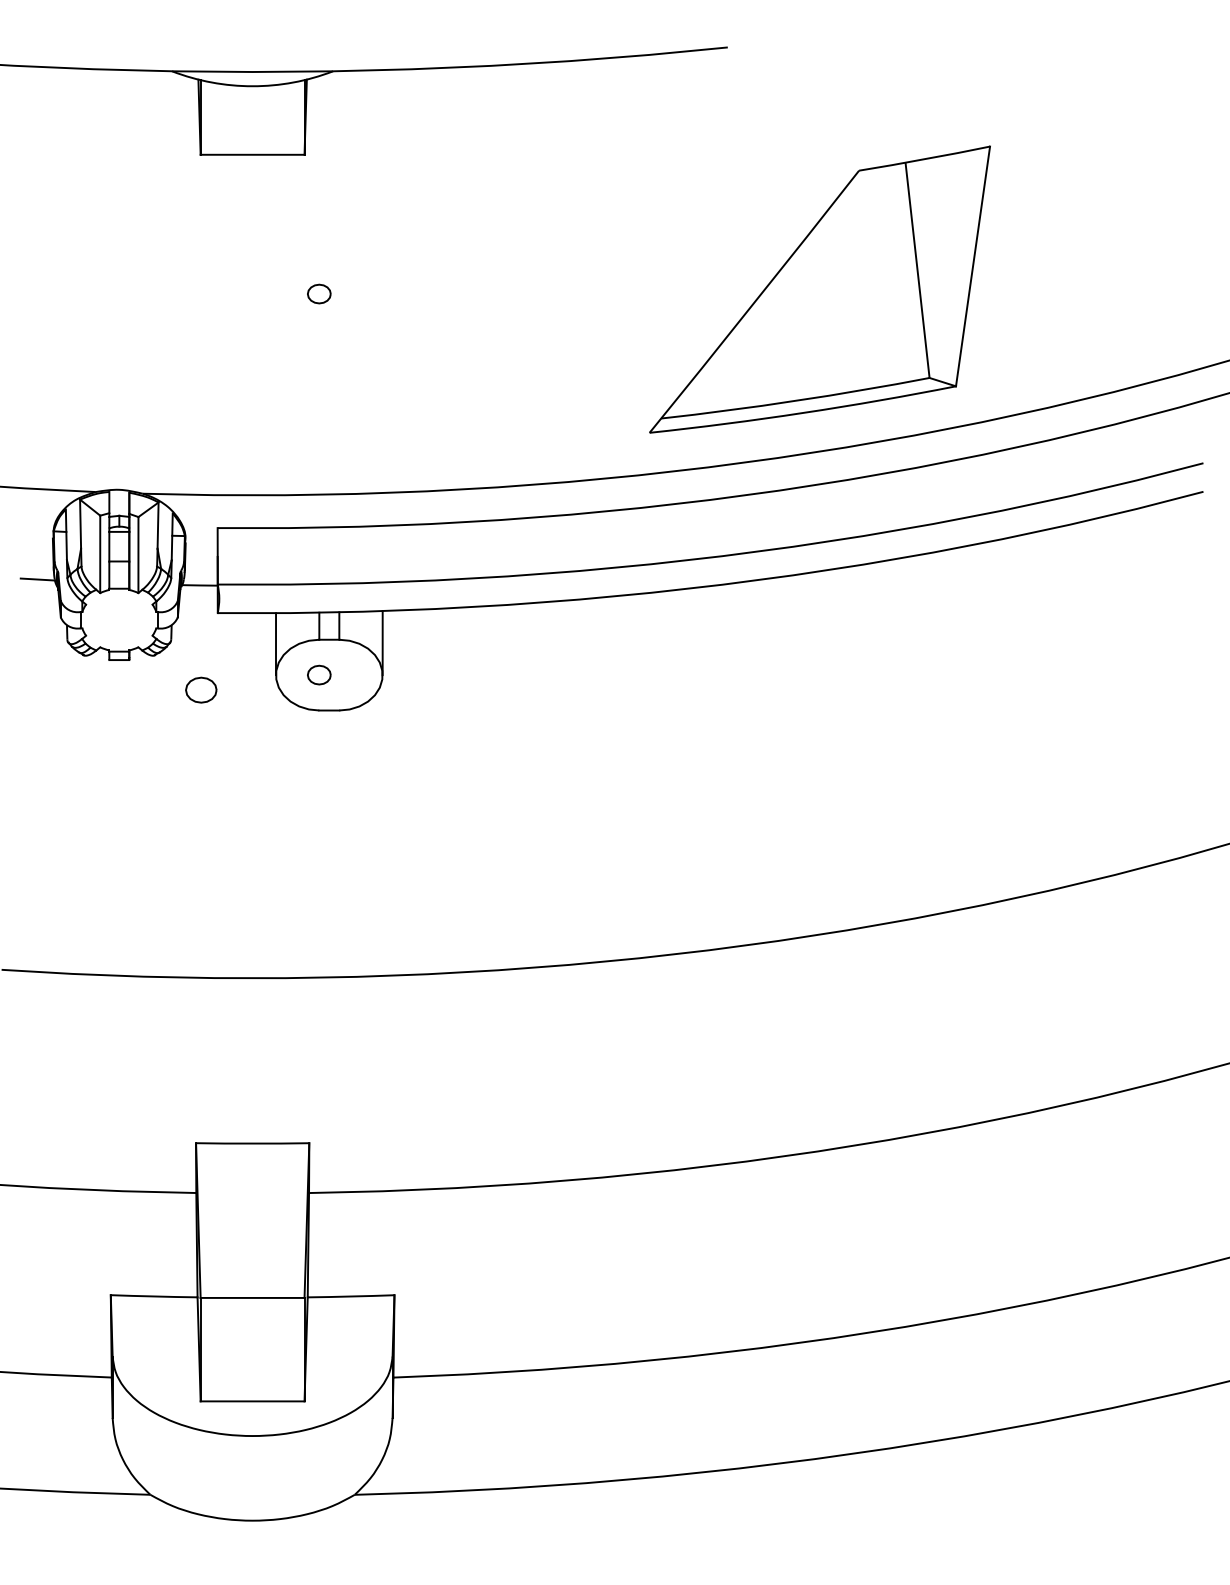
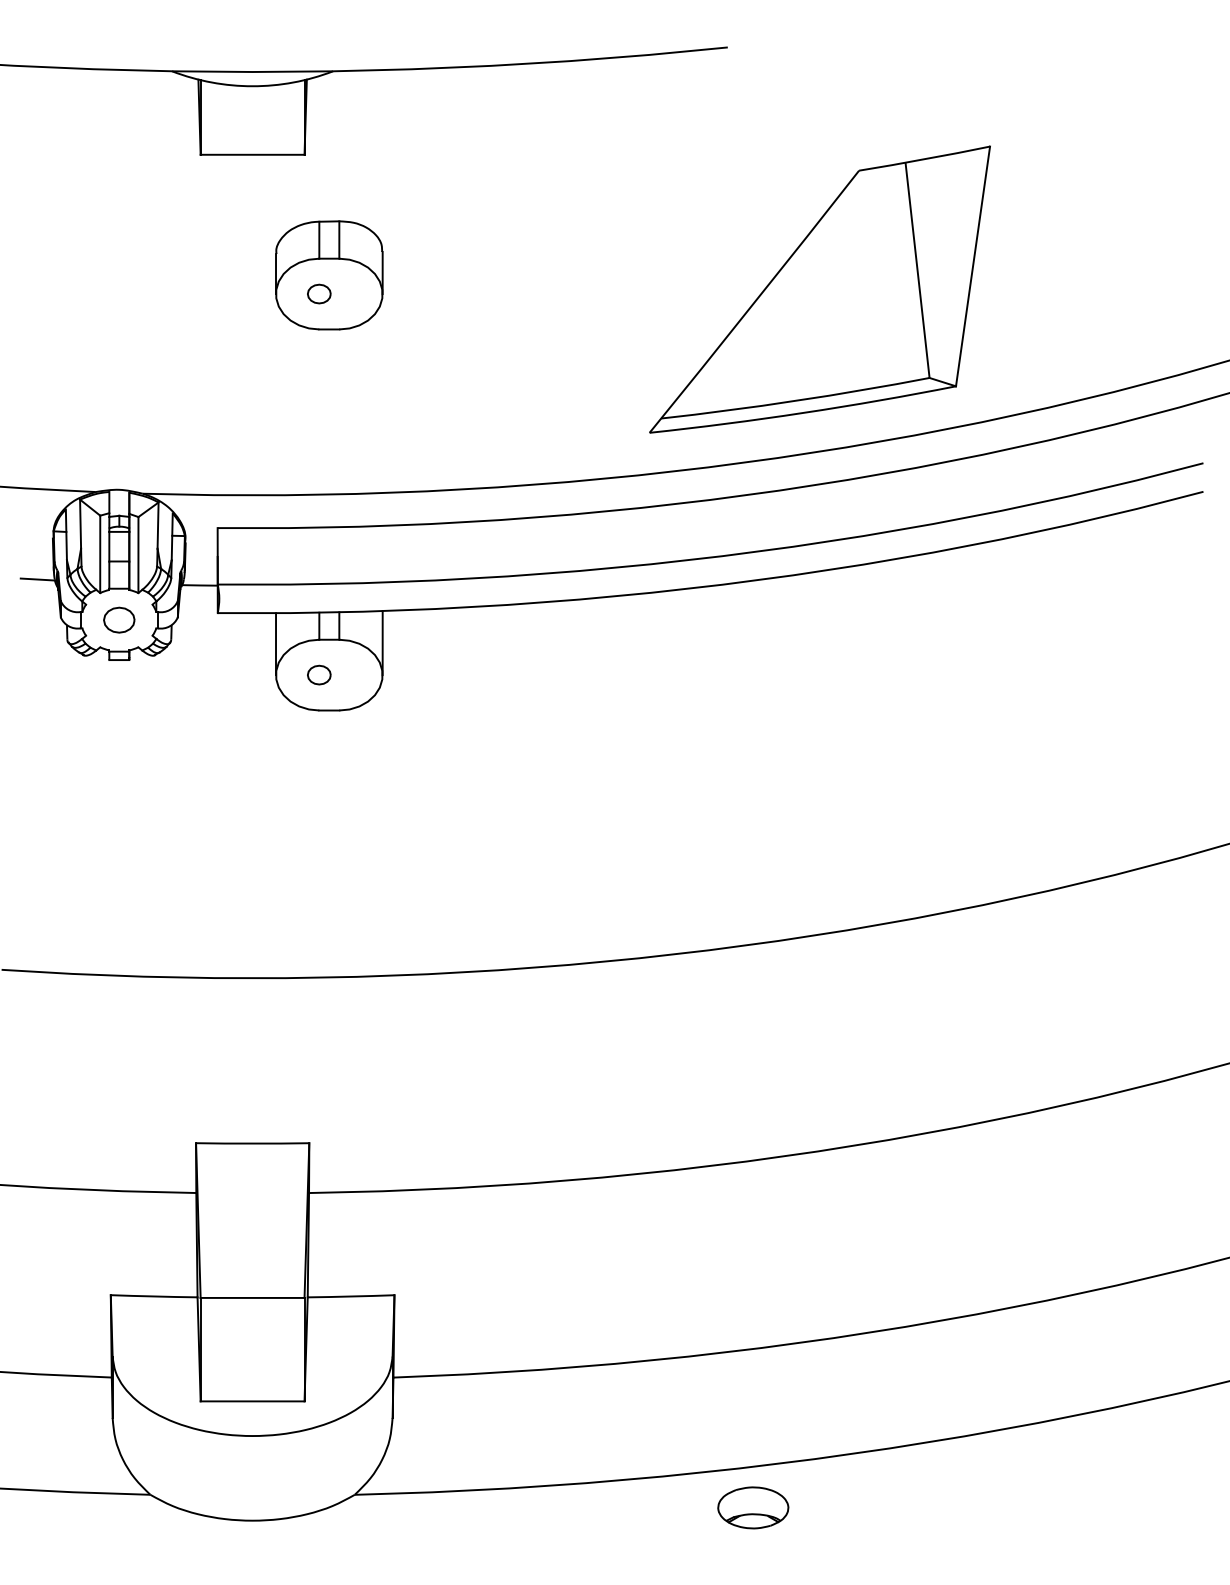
part: none -> present (329, 275)
part position: (201, 689) -> (119, 619) (119, 619)
part: none -> present (753, 1507)
